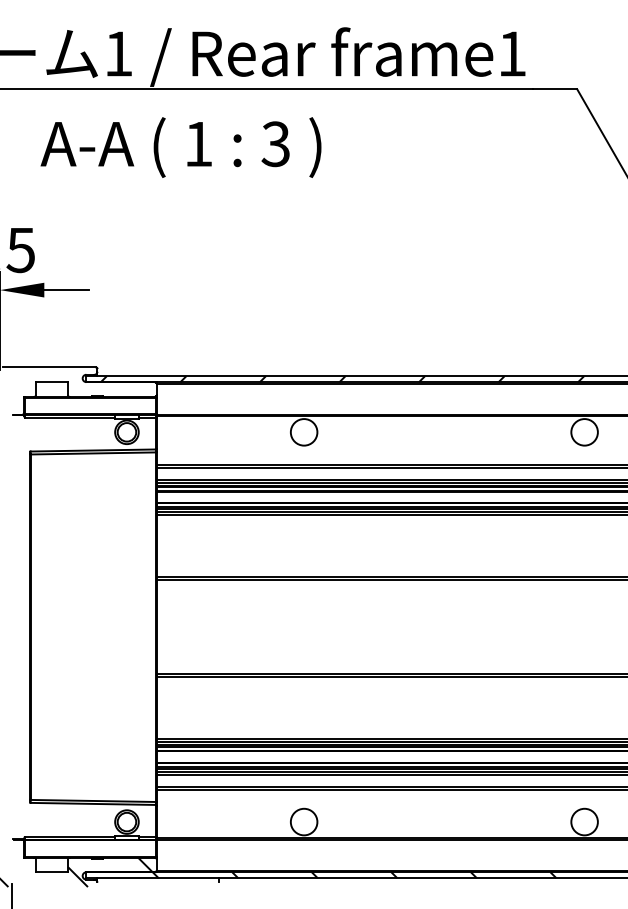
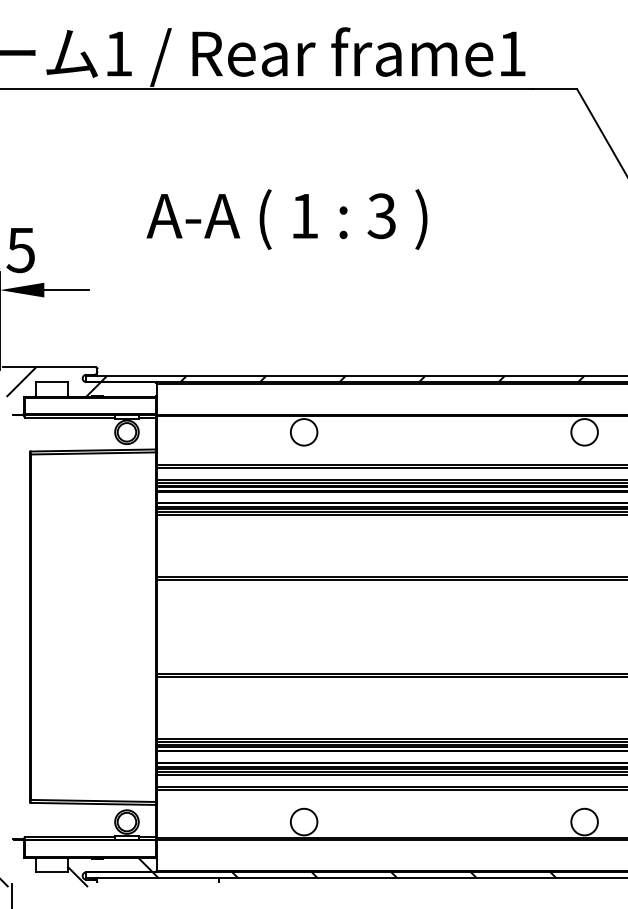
text position: (180, 147) -> (286, 219) (286, 219)
hatch: none -> present (53, 381)
